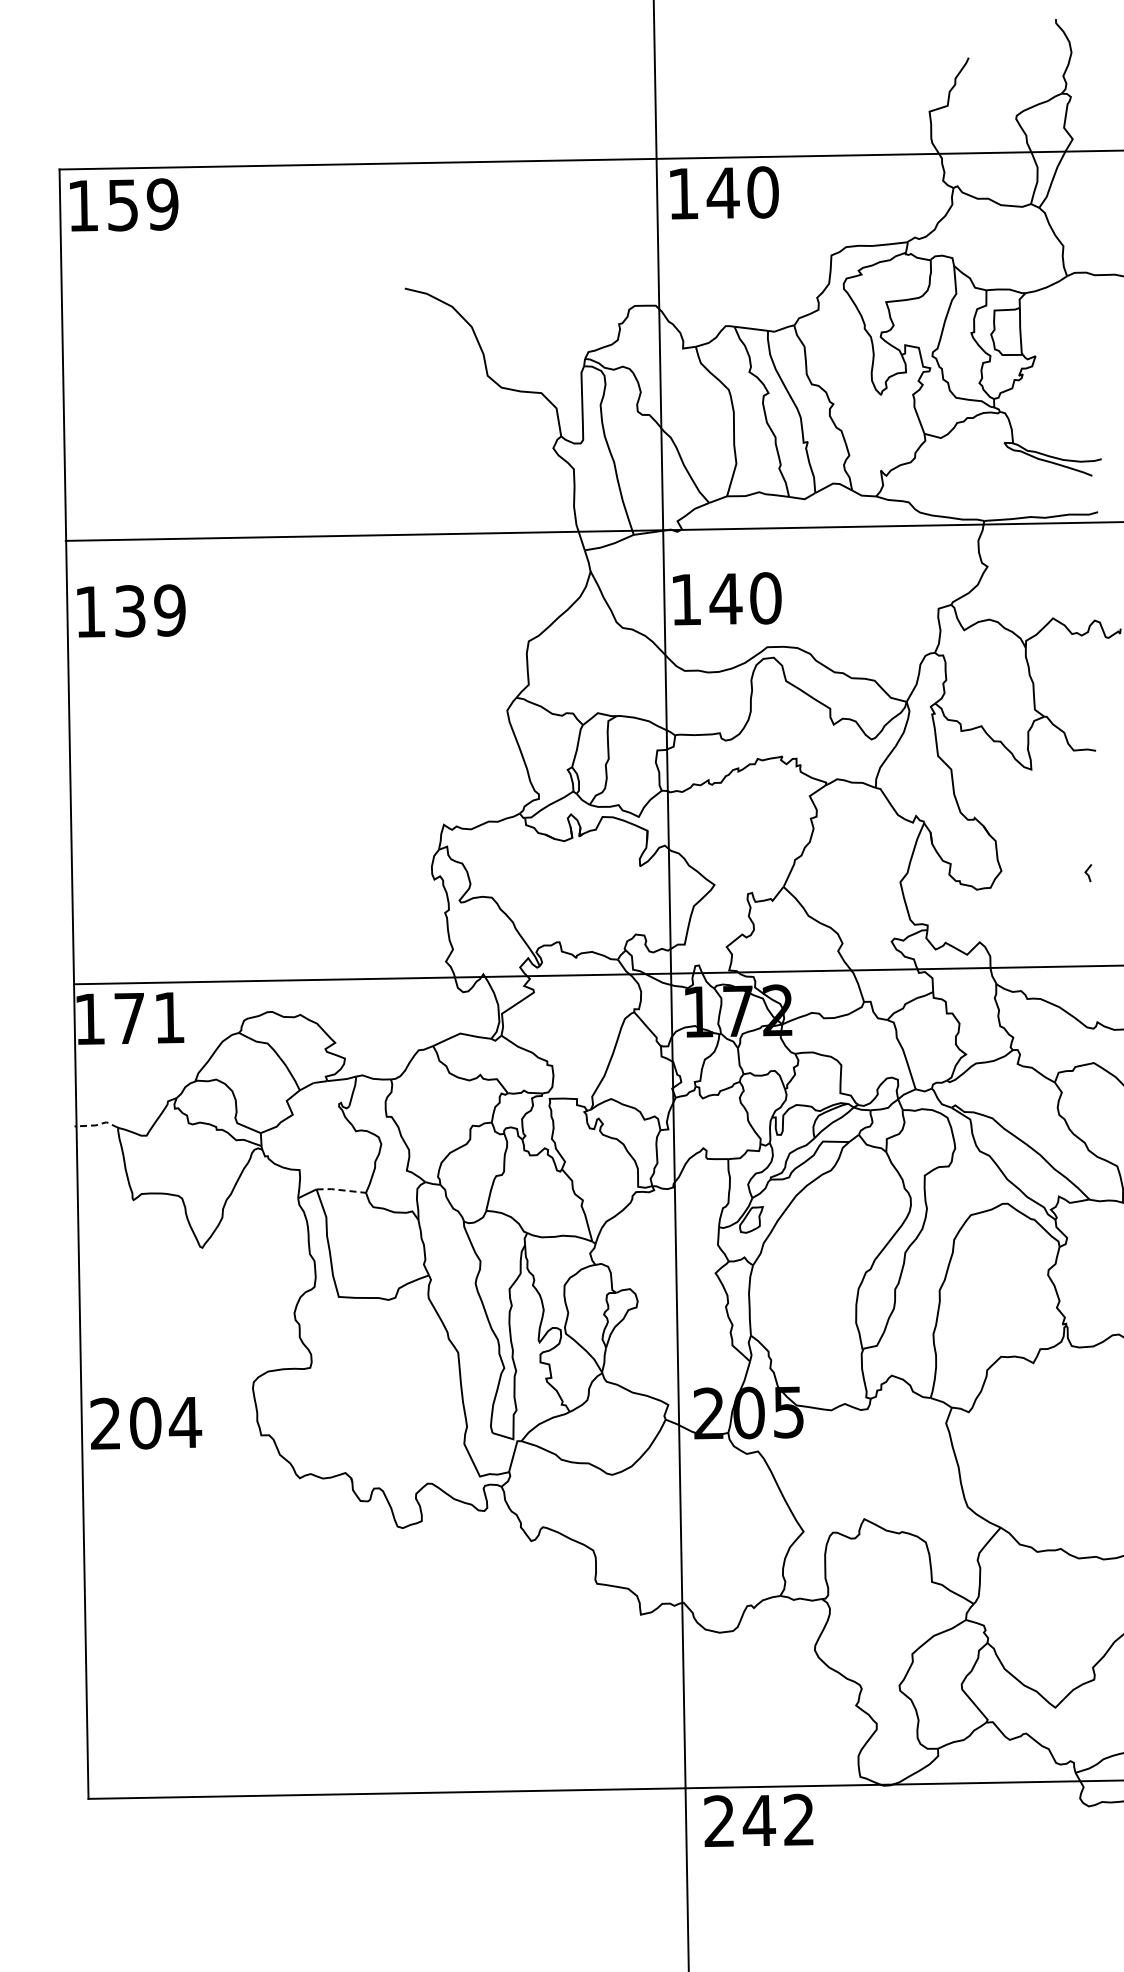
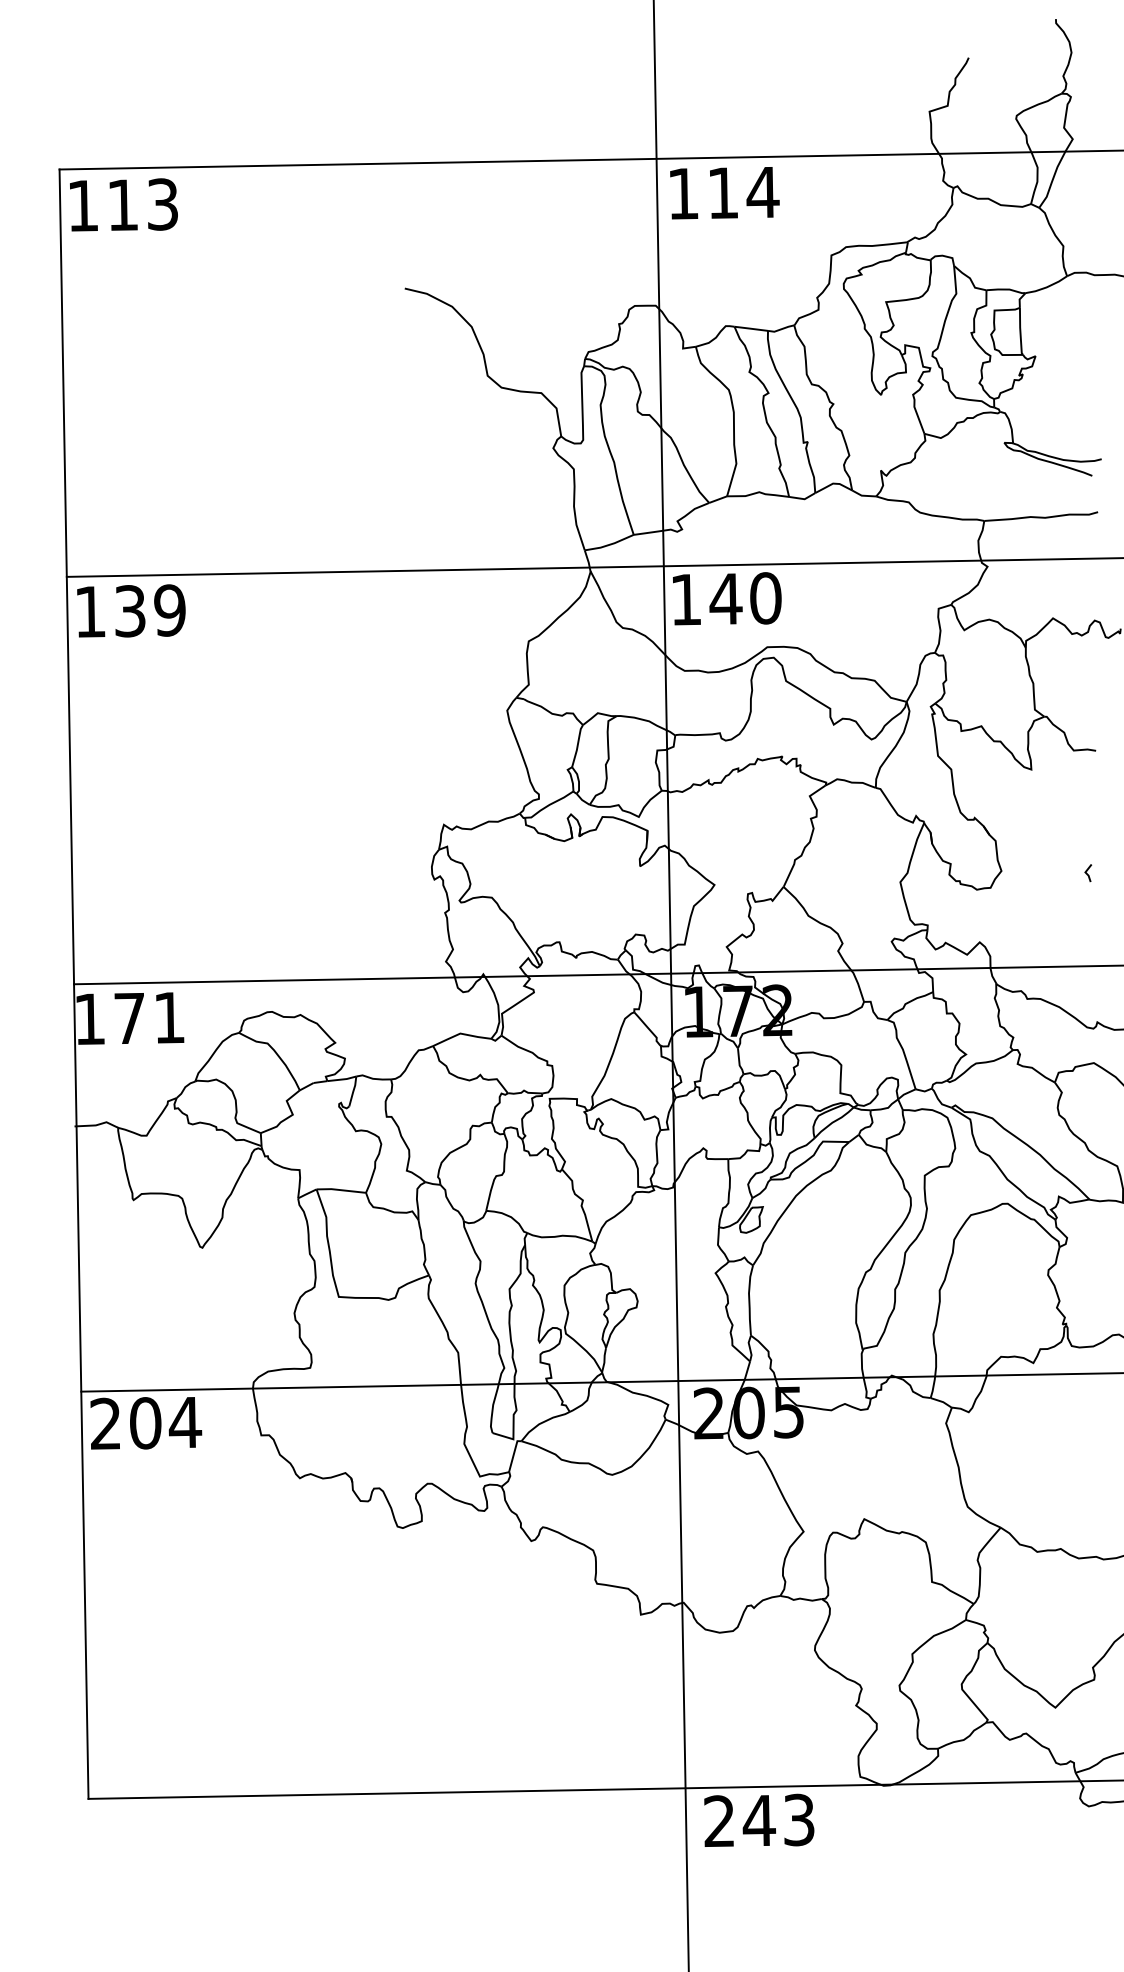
text: 140 -> 114 (742, 192)
text: 159 -> 113 (143, 204)
line position: (592, 531) -> (593, 567) (593, 567)
line: dashed -> solid (97, 1124)
line: dashed -> solid (341, 1190)
line: none -> present (600, 1382)
text: 242 -> 243 (799, 1820)
